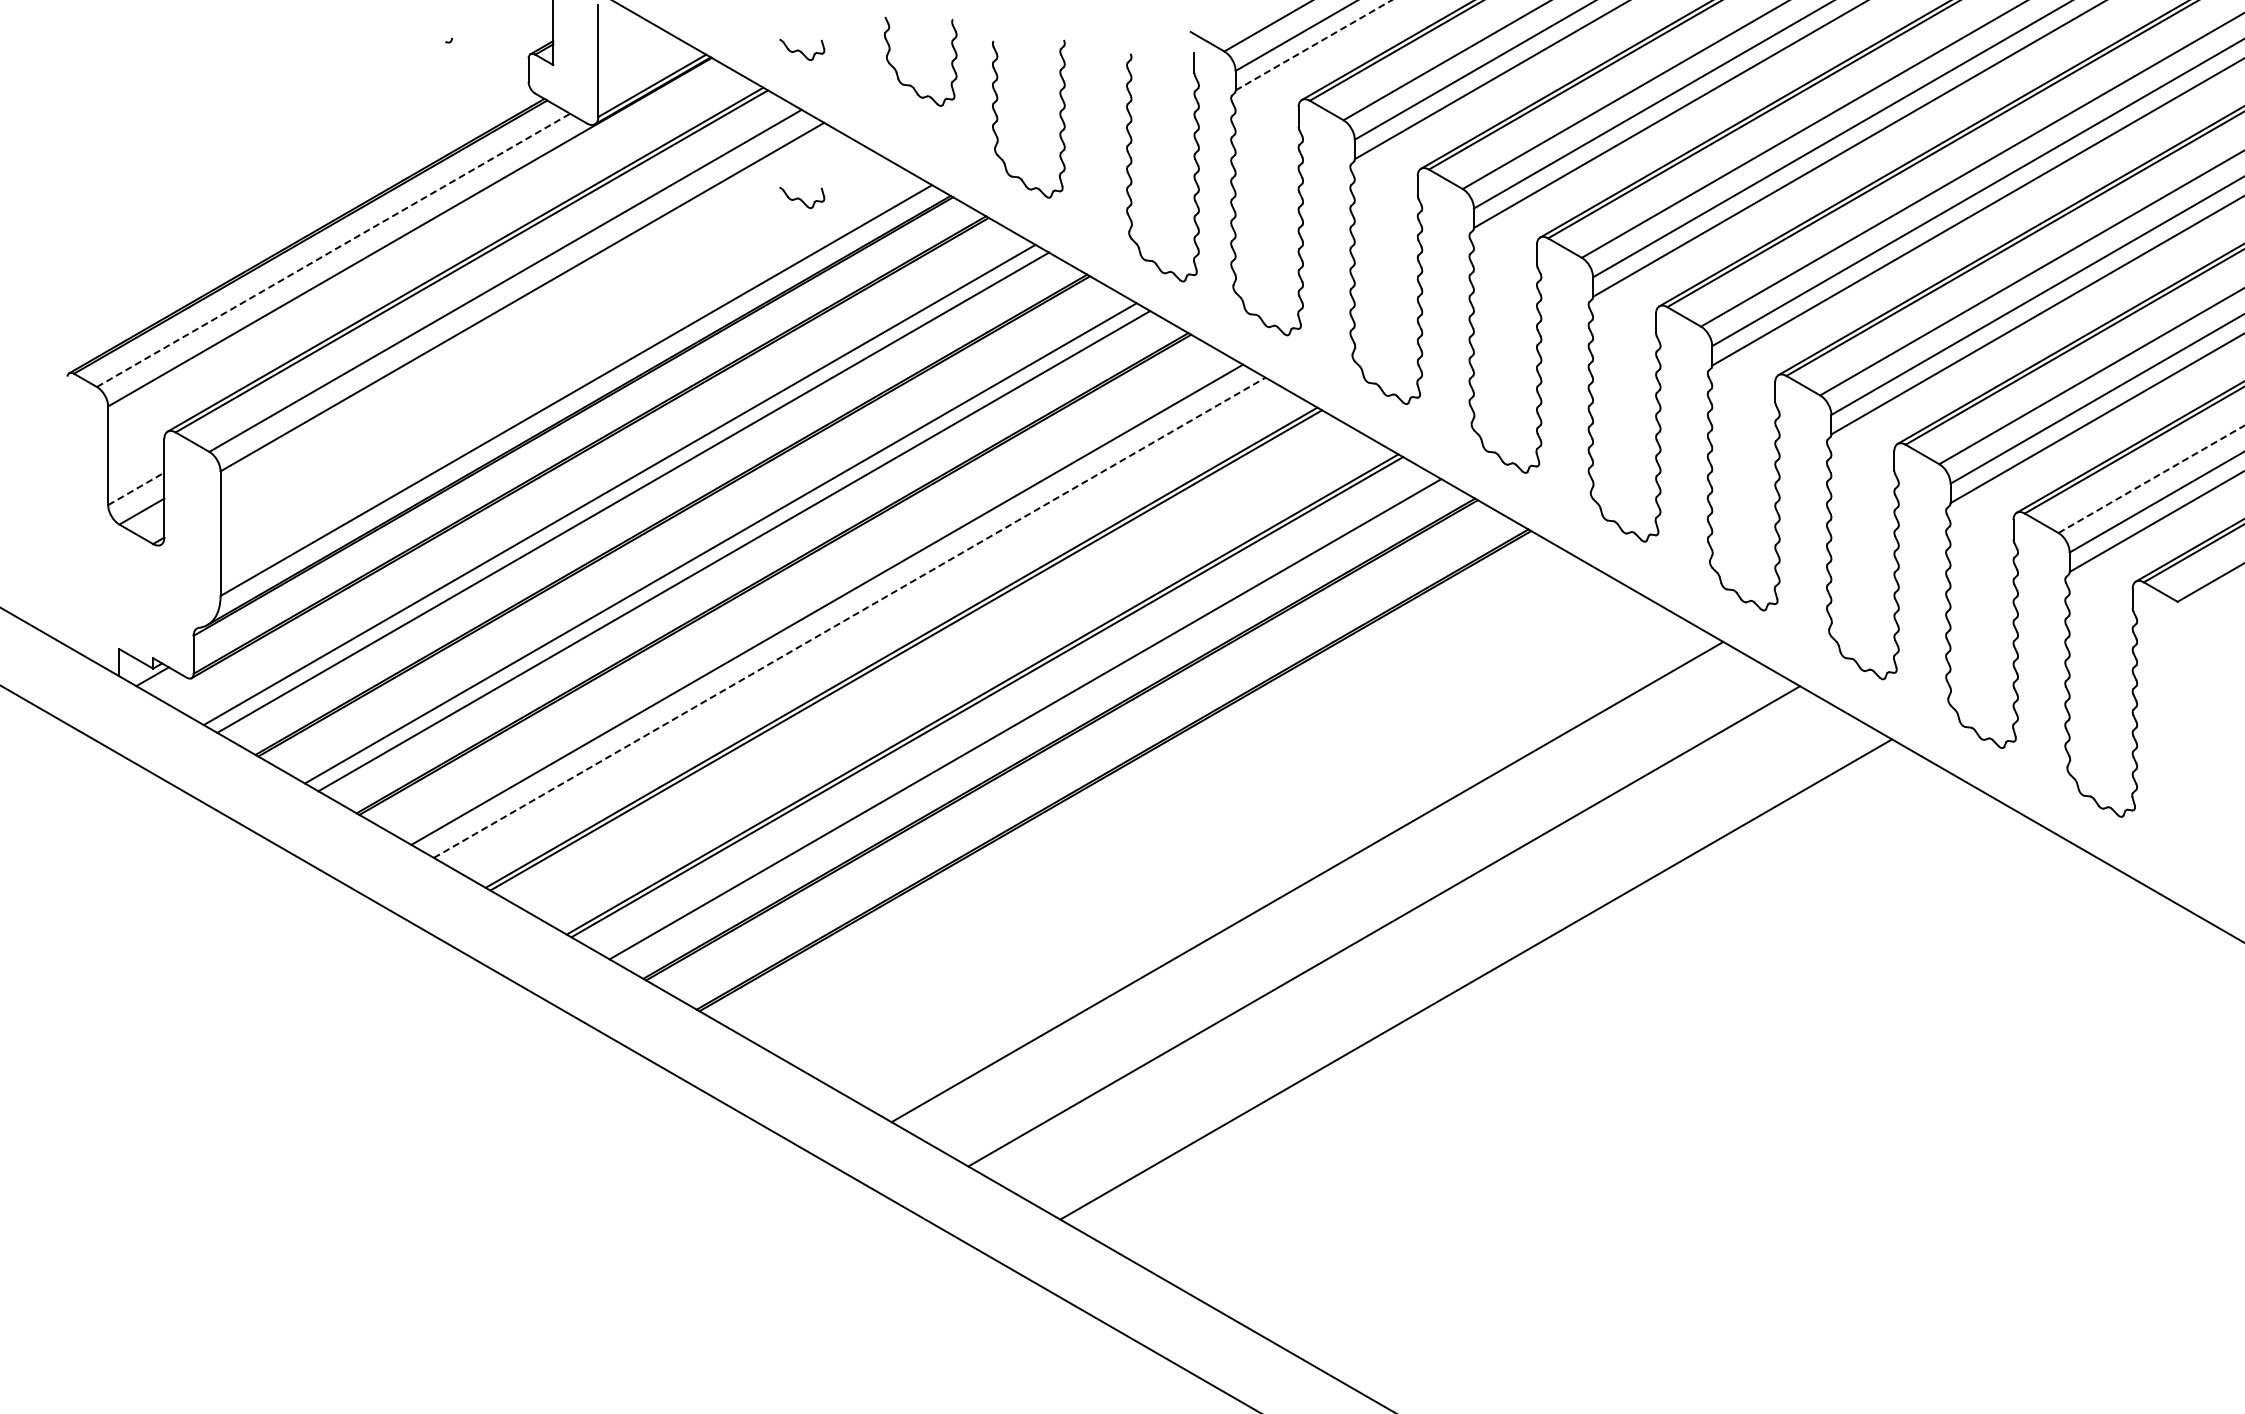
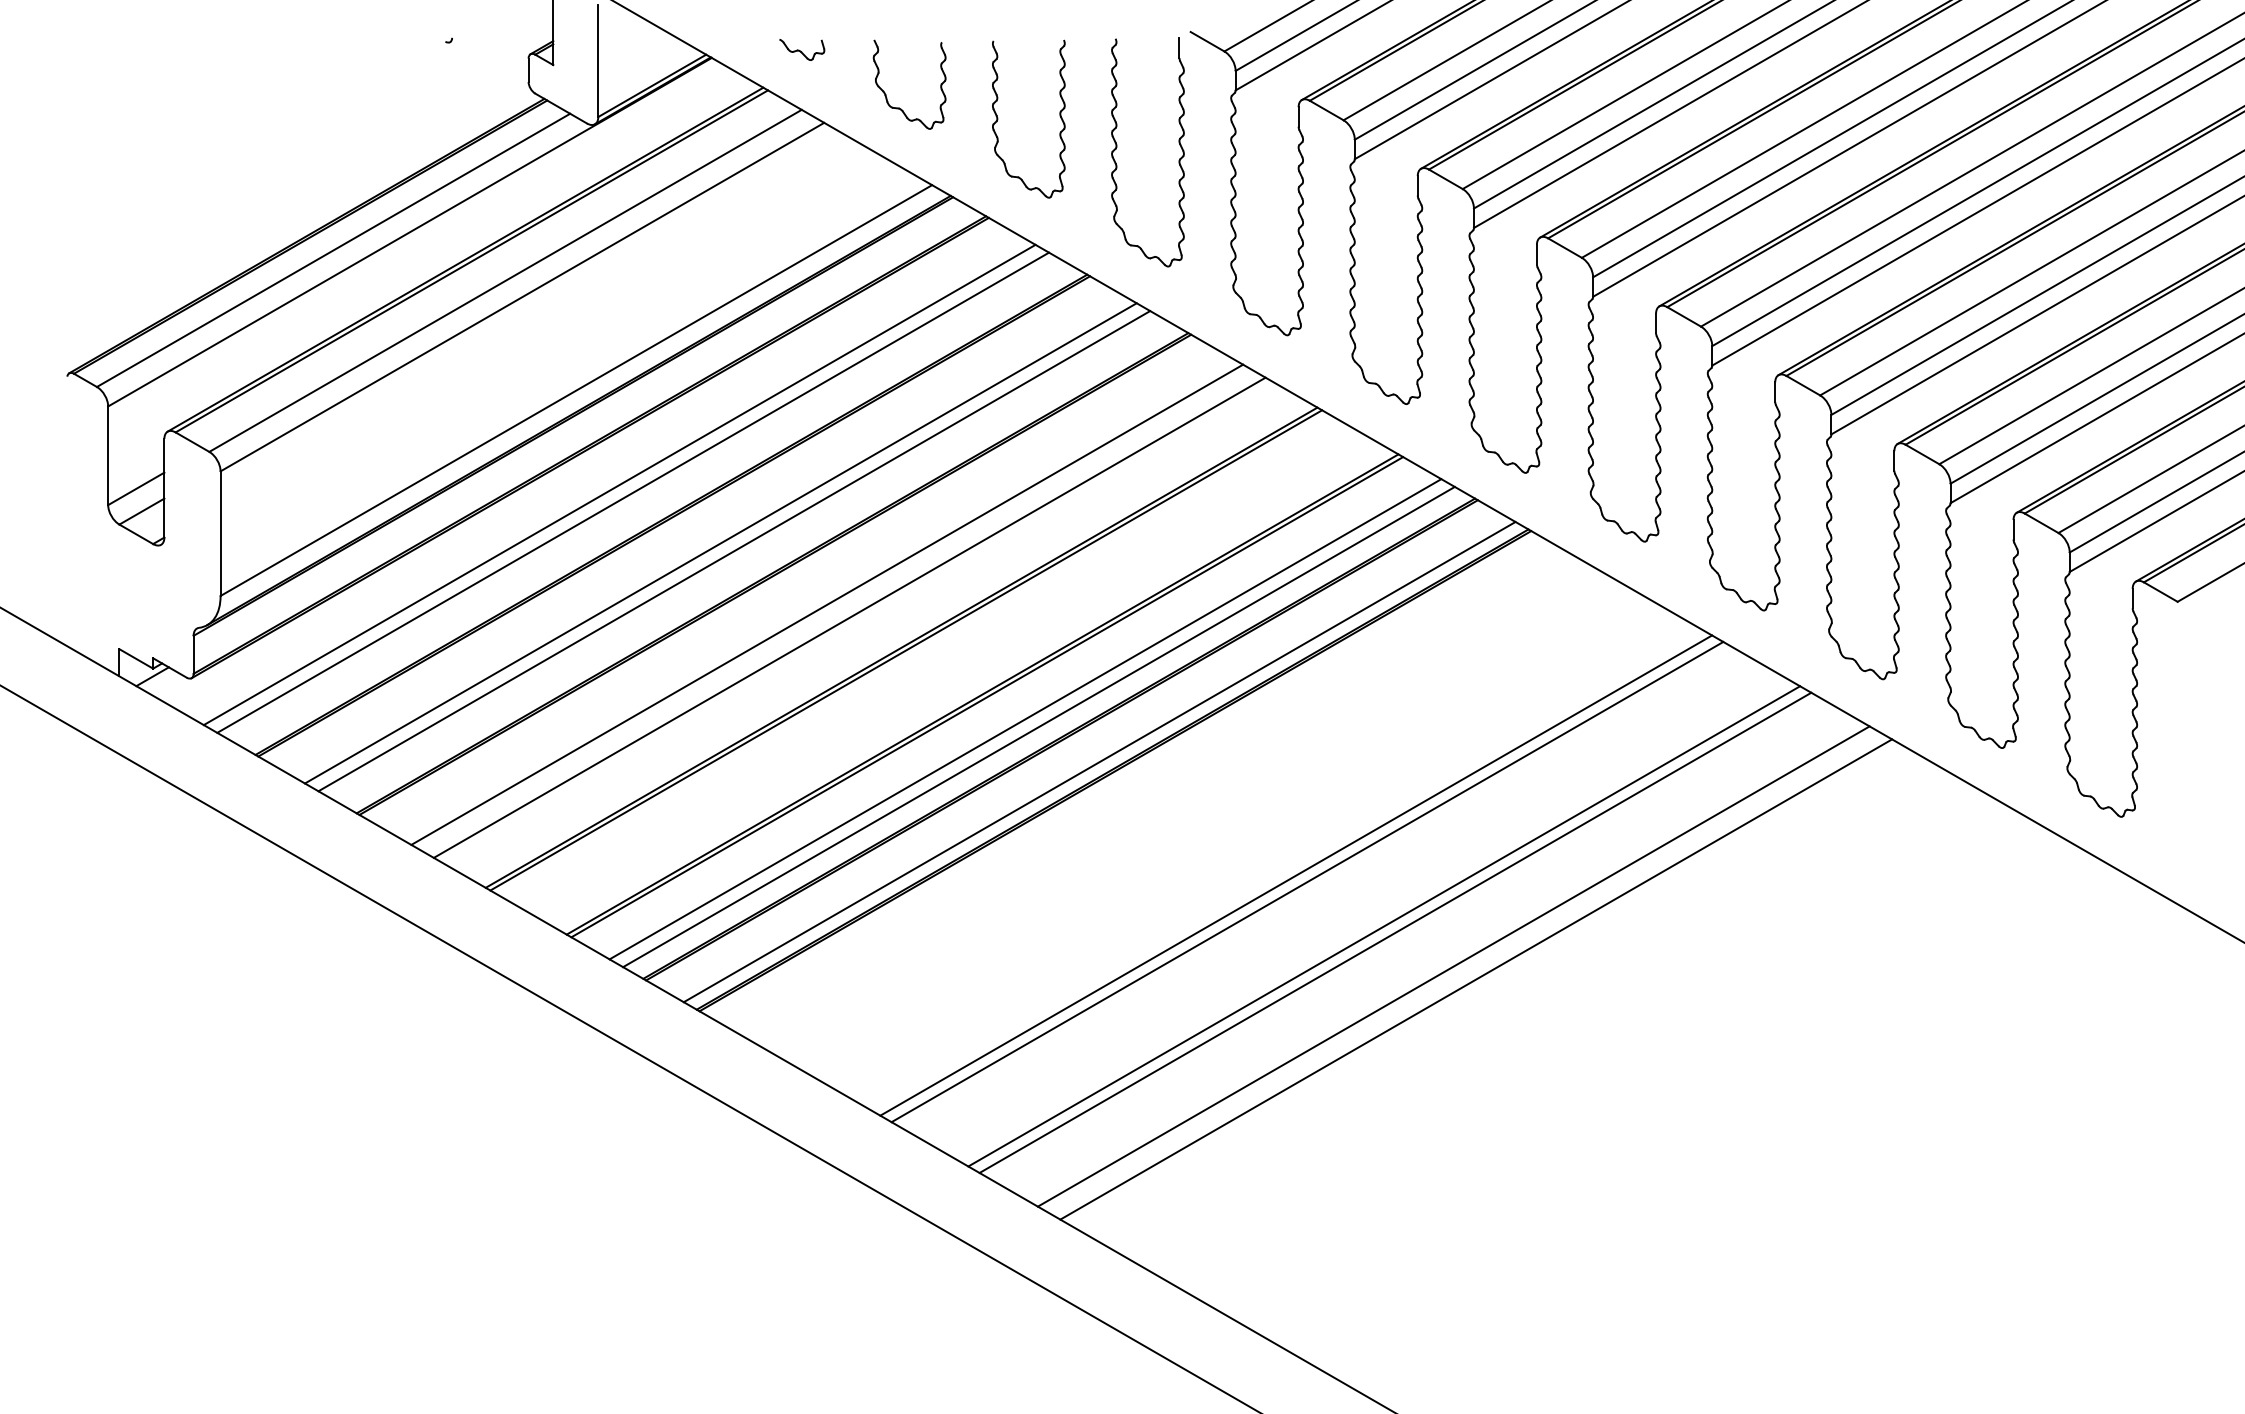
line: dashed -> solid (1313, 45)
part position: (897, 71) -> (886, 94) (886, 94)
part position: (1132, 162) -> (1117, 147) (1117, 147)
part: present -> none (802, 197)
line: dashed -> solid (334, 250)
line: dashed -> solid (2152, 479)
line: dashed -> solid (136, 488)
line: dashed -> solid (850, 617)
line: none -> present (1038, 726)
line: none -> present (1099, 761)
line: none -> present (1296, 875)
line: none -> present (1395, 932)
line: none -> present (1453, 966)
